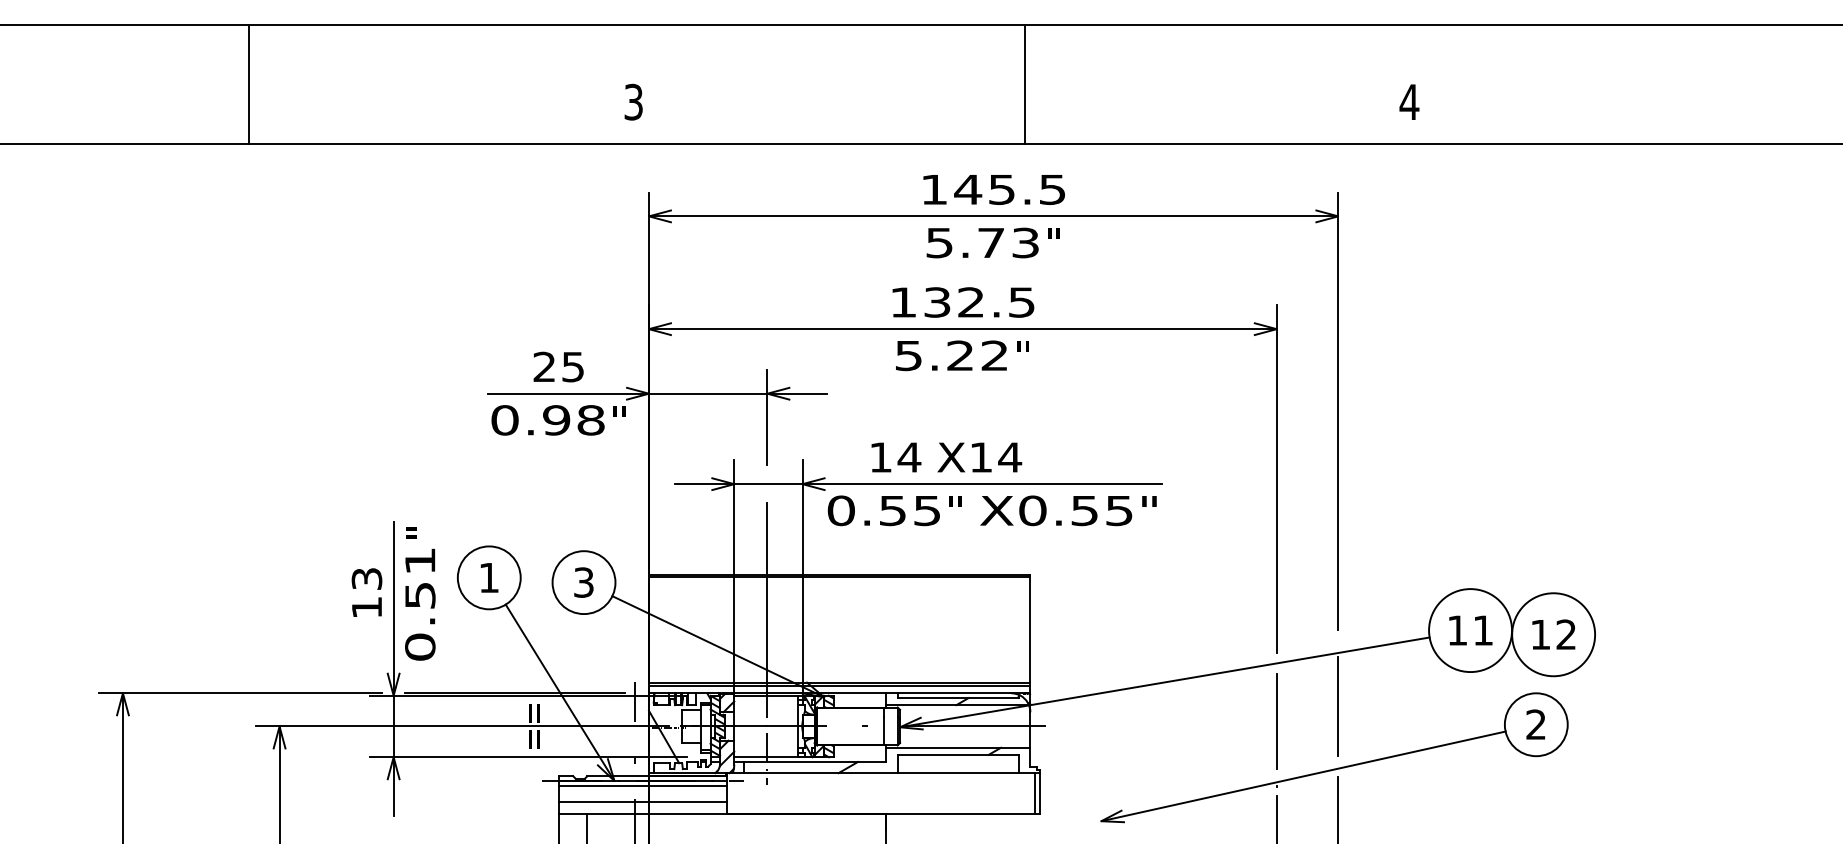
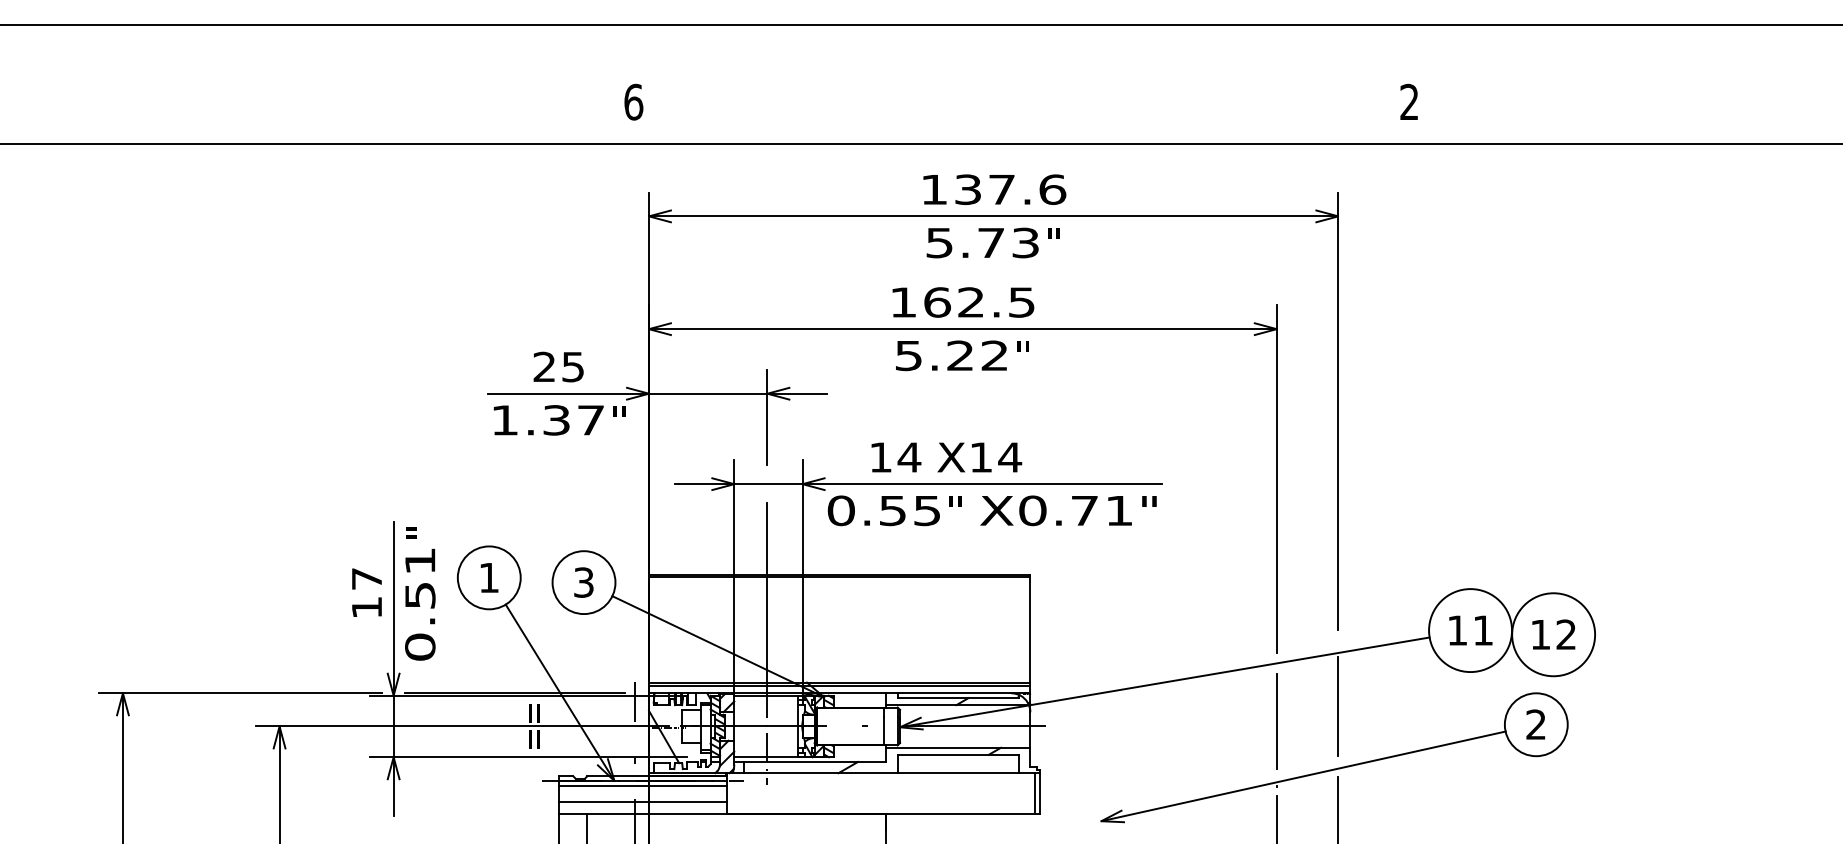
line: present -> none (249, 84)
line: present -> none (1024, 84)
text: 3 -> 6 (633, 101)
text: 4 -> 2 (1409, 101)
text: 145.5 -> 137.6 (1010, 189)
text: 132.5 -> 162.5 (937, 302)
text: 0.98 -> 1.37 (547, 420)
text: X0.55" -> X0.71" (1101, 511)
text: 13 -> 17 (366, 578)
